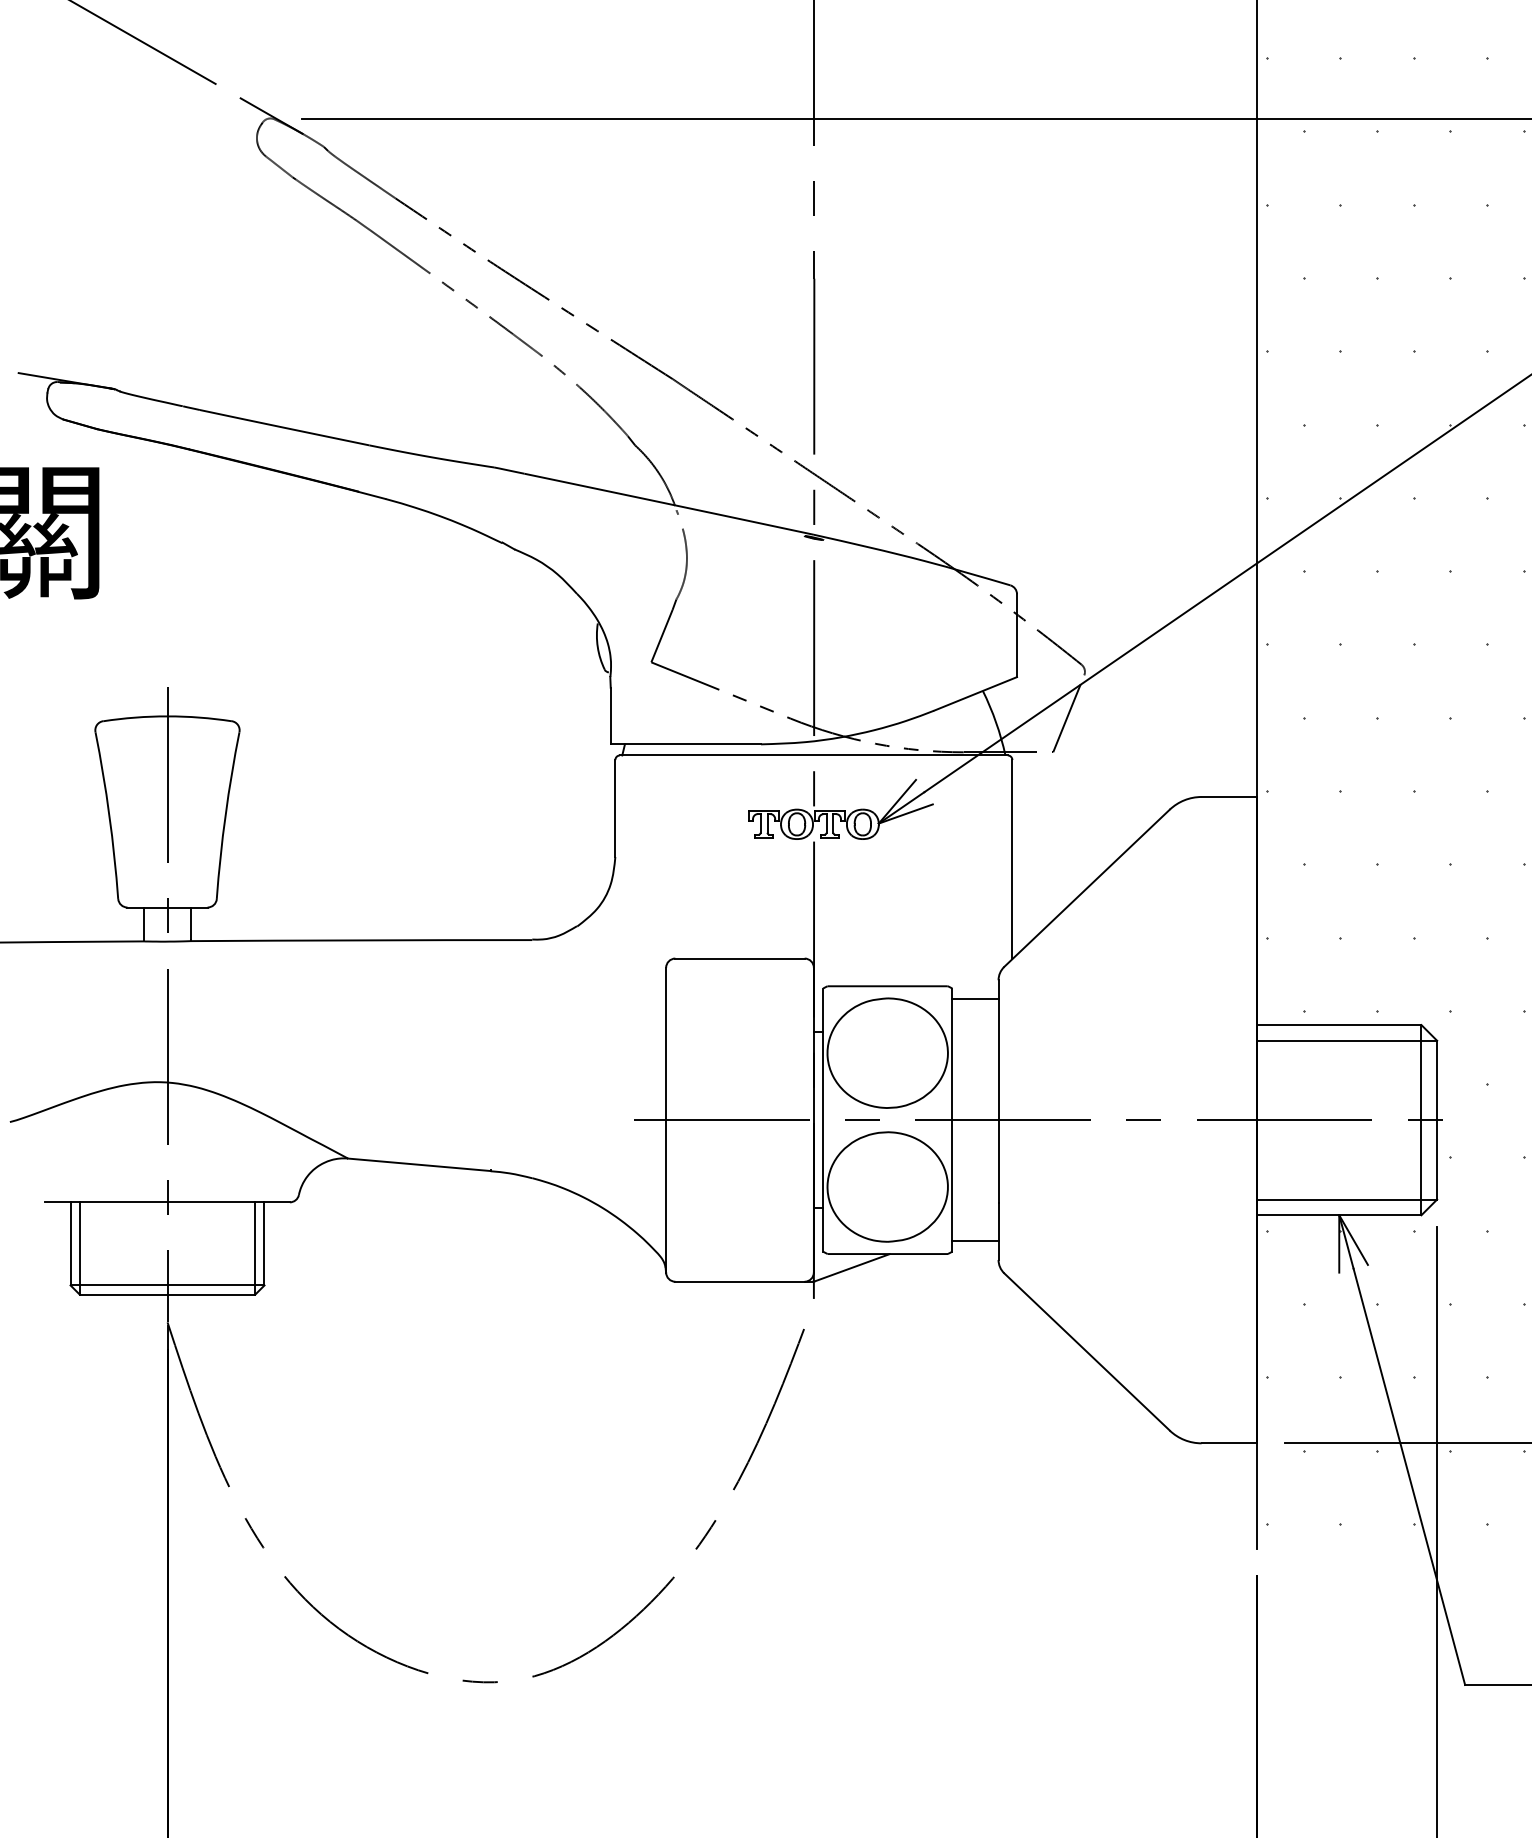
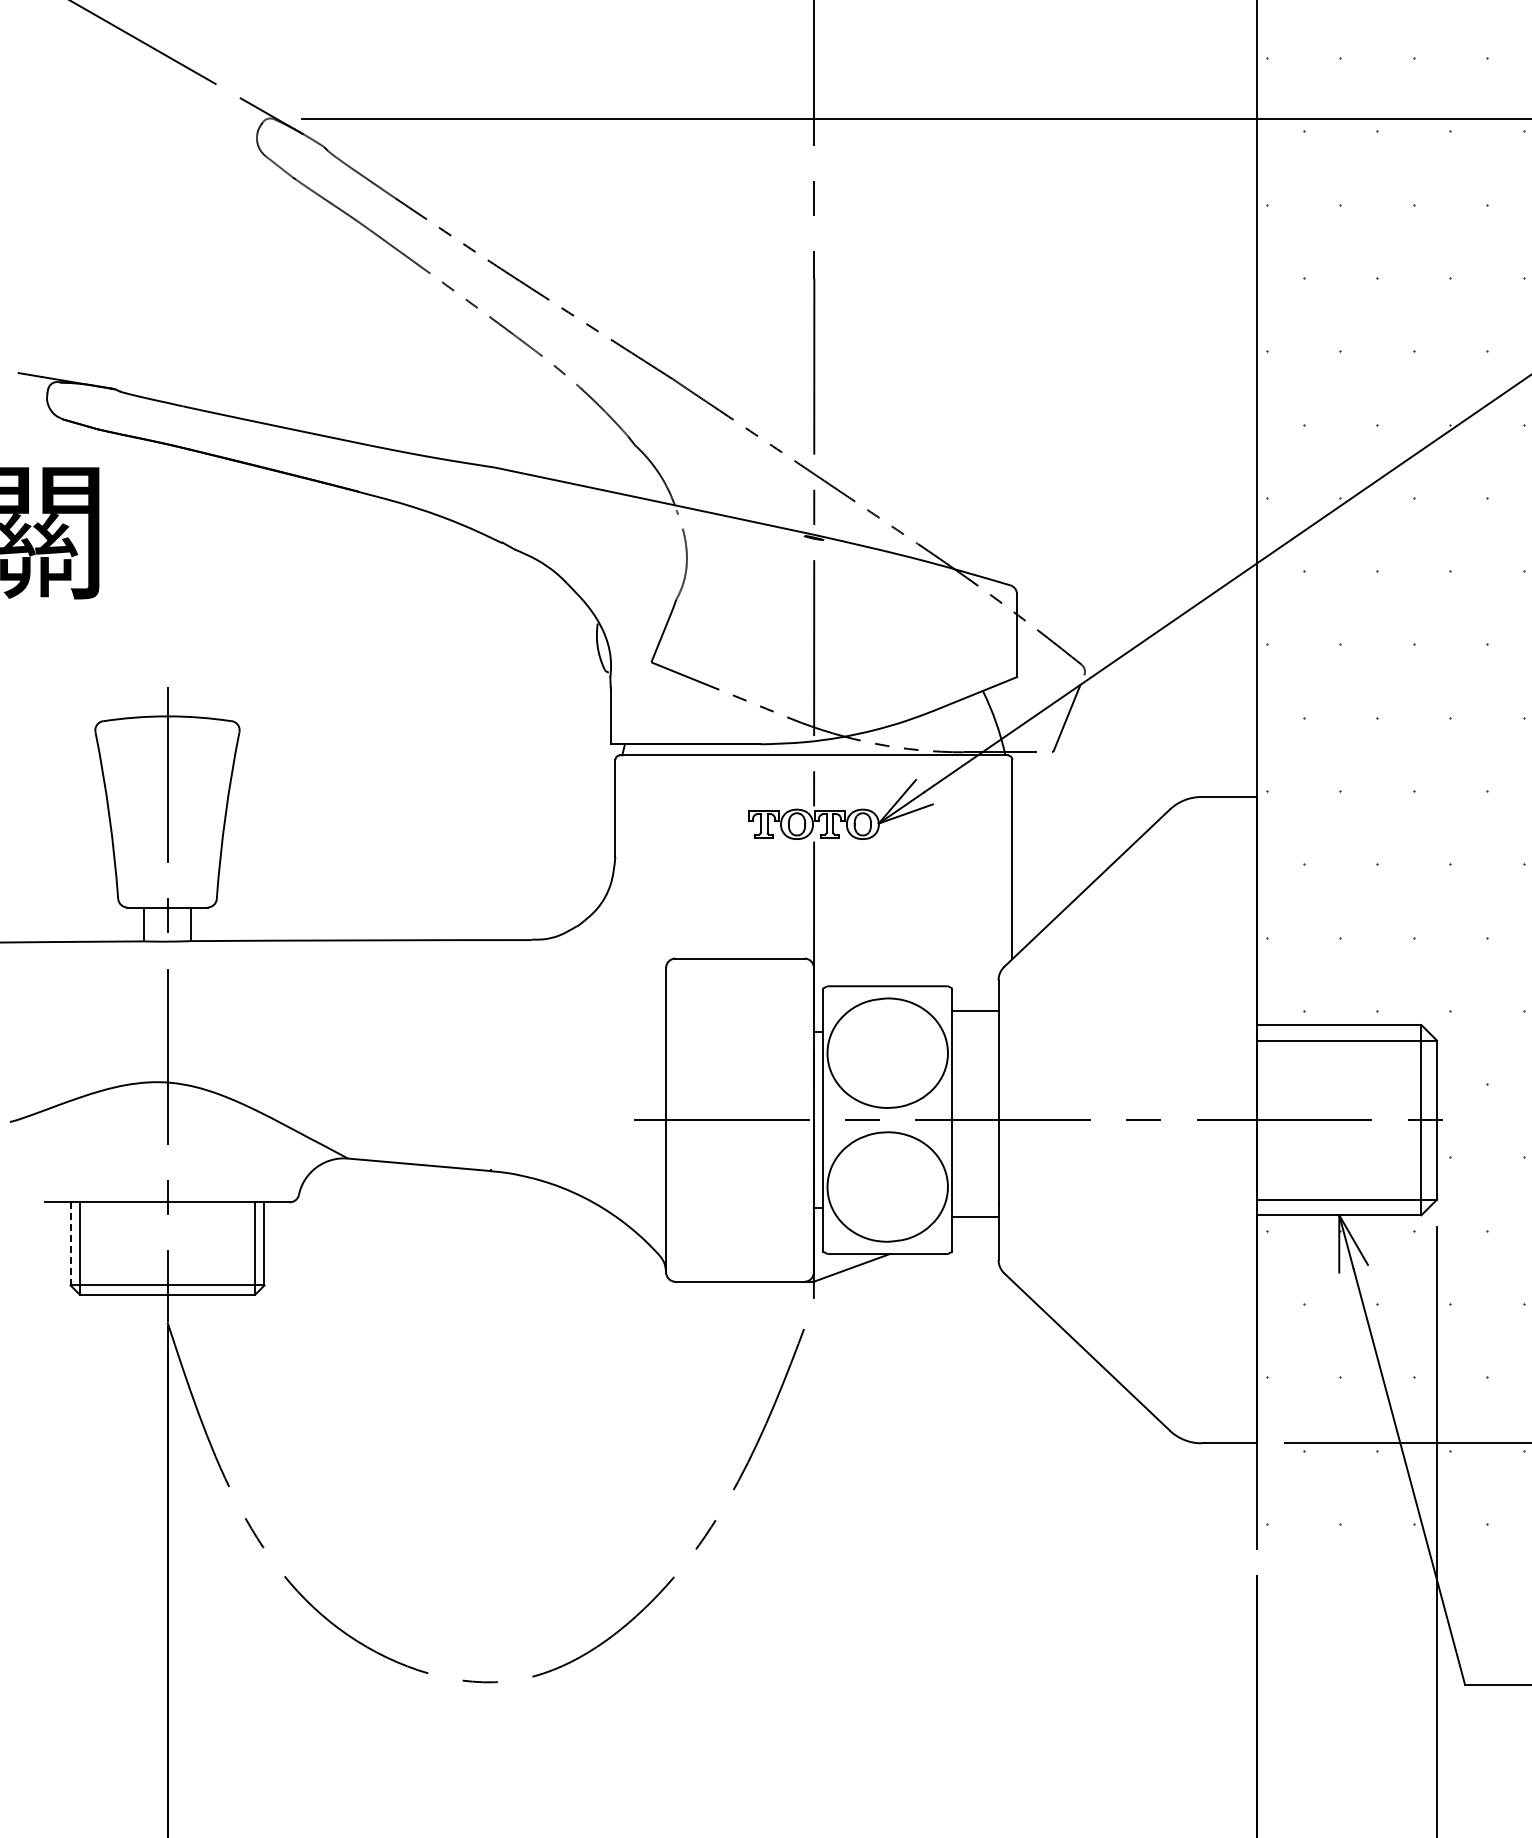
line position: (975, 999) -> (975, 1011) (975, 1011)
line position: (975, 1241) -> (975, 1217) (975, 1217)
line: solid -> dashed (70, 1243)
